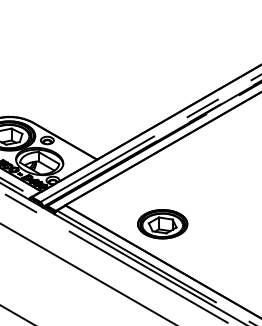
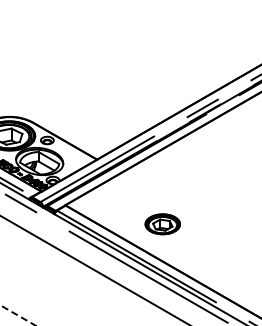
part size: 52x31 px -> 37x23 px (162, 224)
line position: (87, 273) -> (93, 269) (93, 269)
line: solid -> dashed (18, 315)
